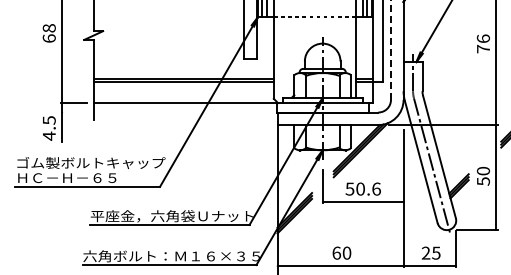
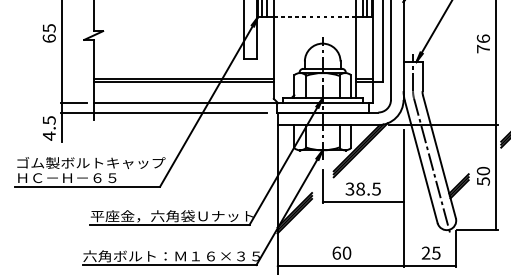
text: 68 -> 65 (48, 28)
line: dashed -> solid (390, 50)
line: none -> present (164, 112)
text: 50.6 -> 38.5 (363, 188)
